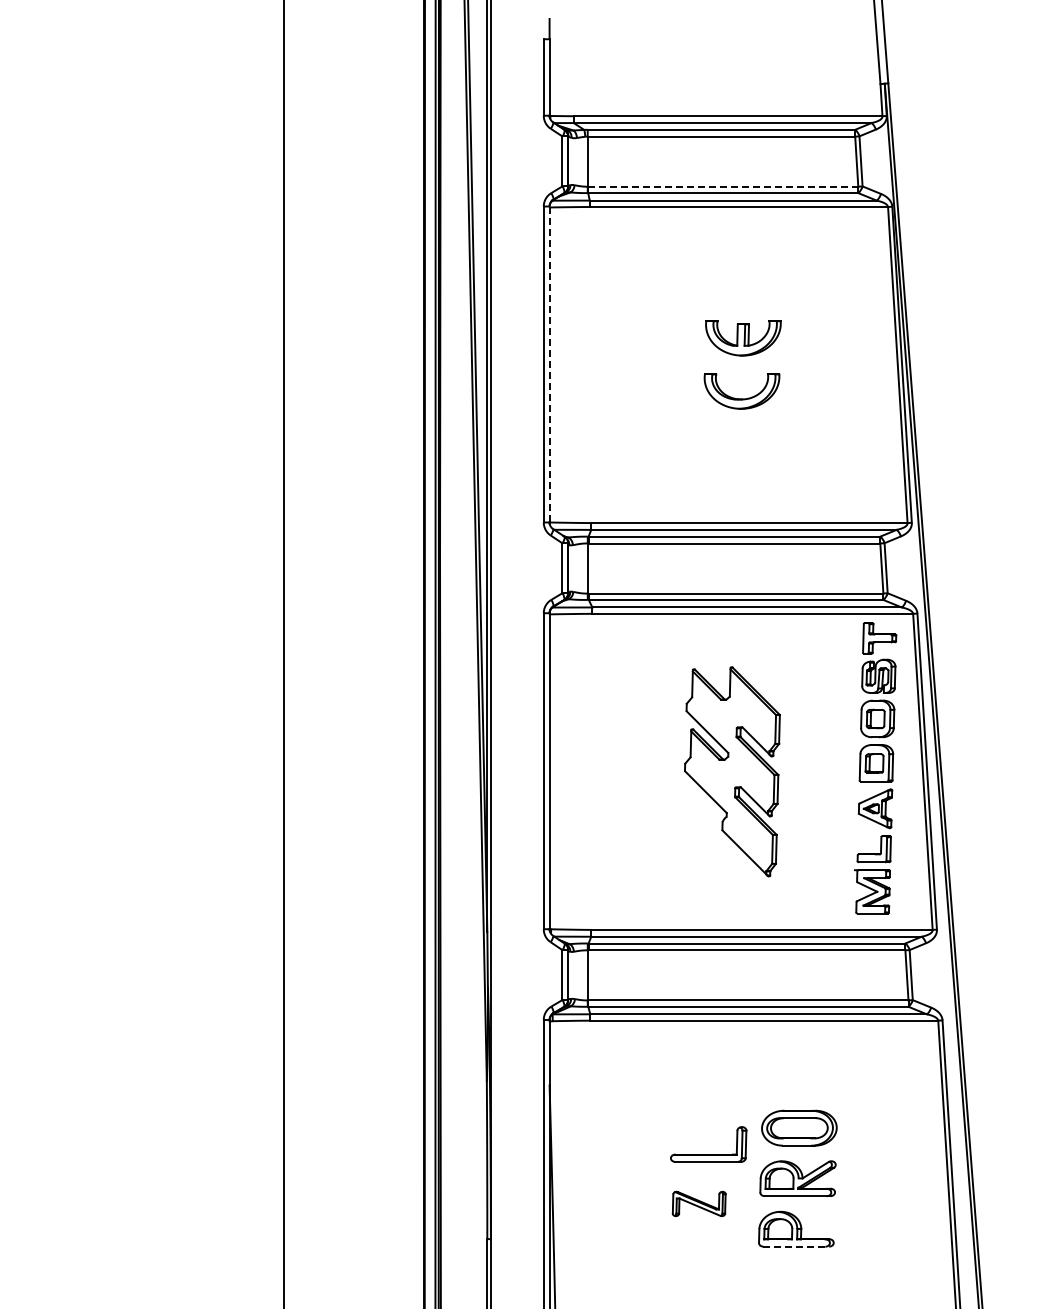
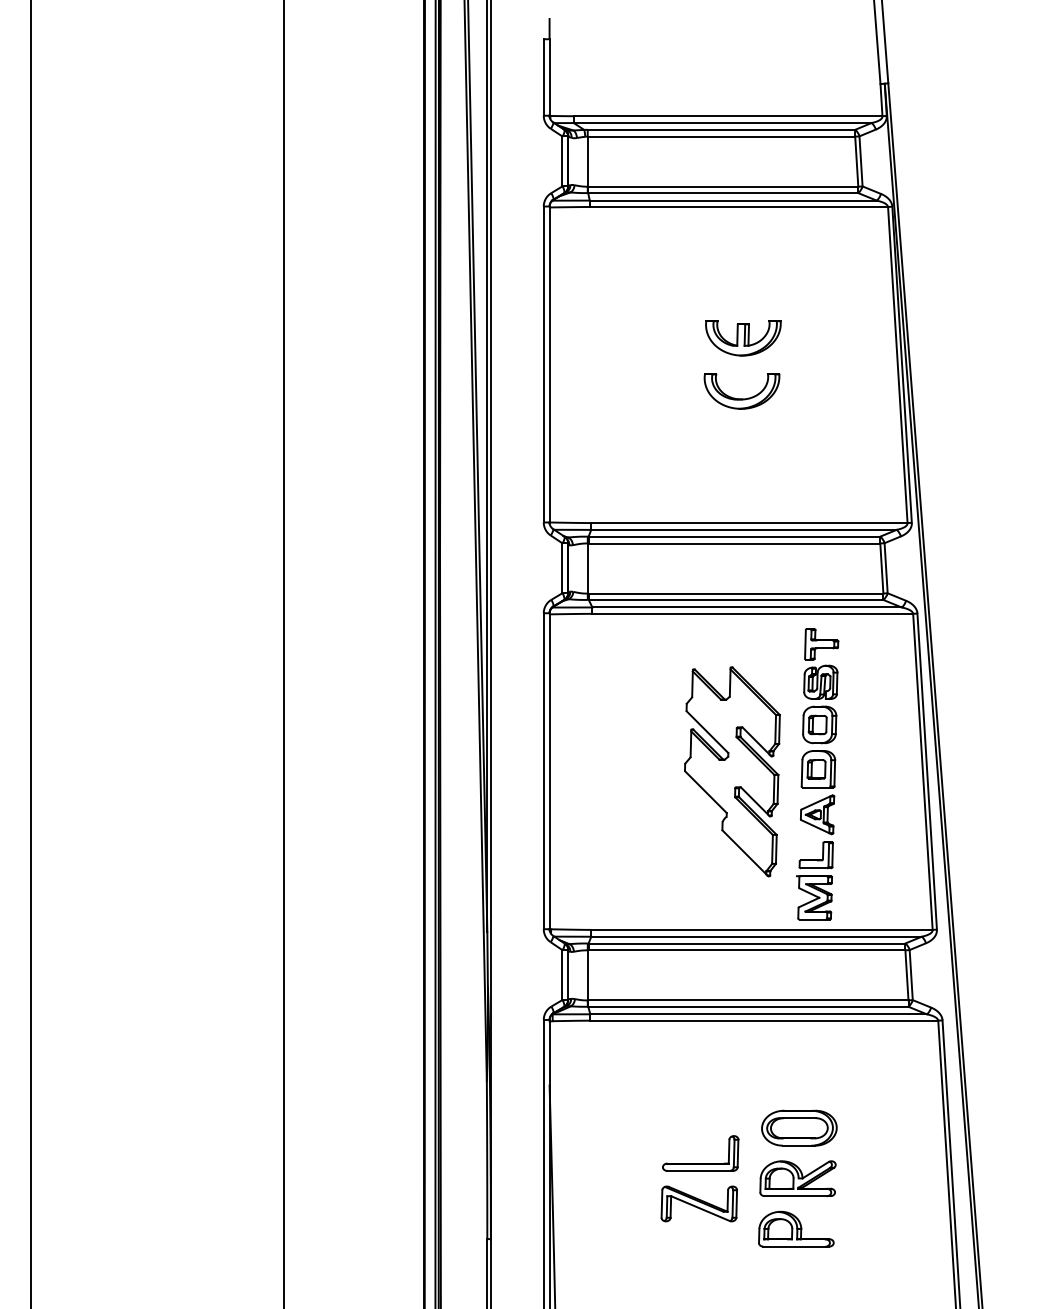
line: dashed -> solid (723, 186)
line: dashed -> solid (549, 364)
line: none -> present (31, 653)
part position: (875, 768) -> (817, 774) (817, 774)
part position: (708, 1154) -> (700, 1163) (700, 1163)
part size: 56x27 px -> 78x38 px (698, 1203)
line: dashed -> solid (796, 1246)
